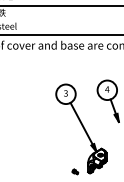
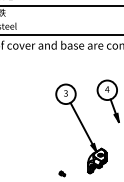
part position: (75, 171) -> (62, 173) (62, 173)
